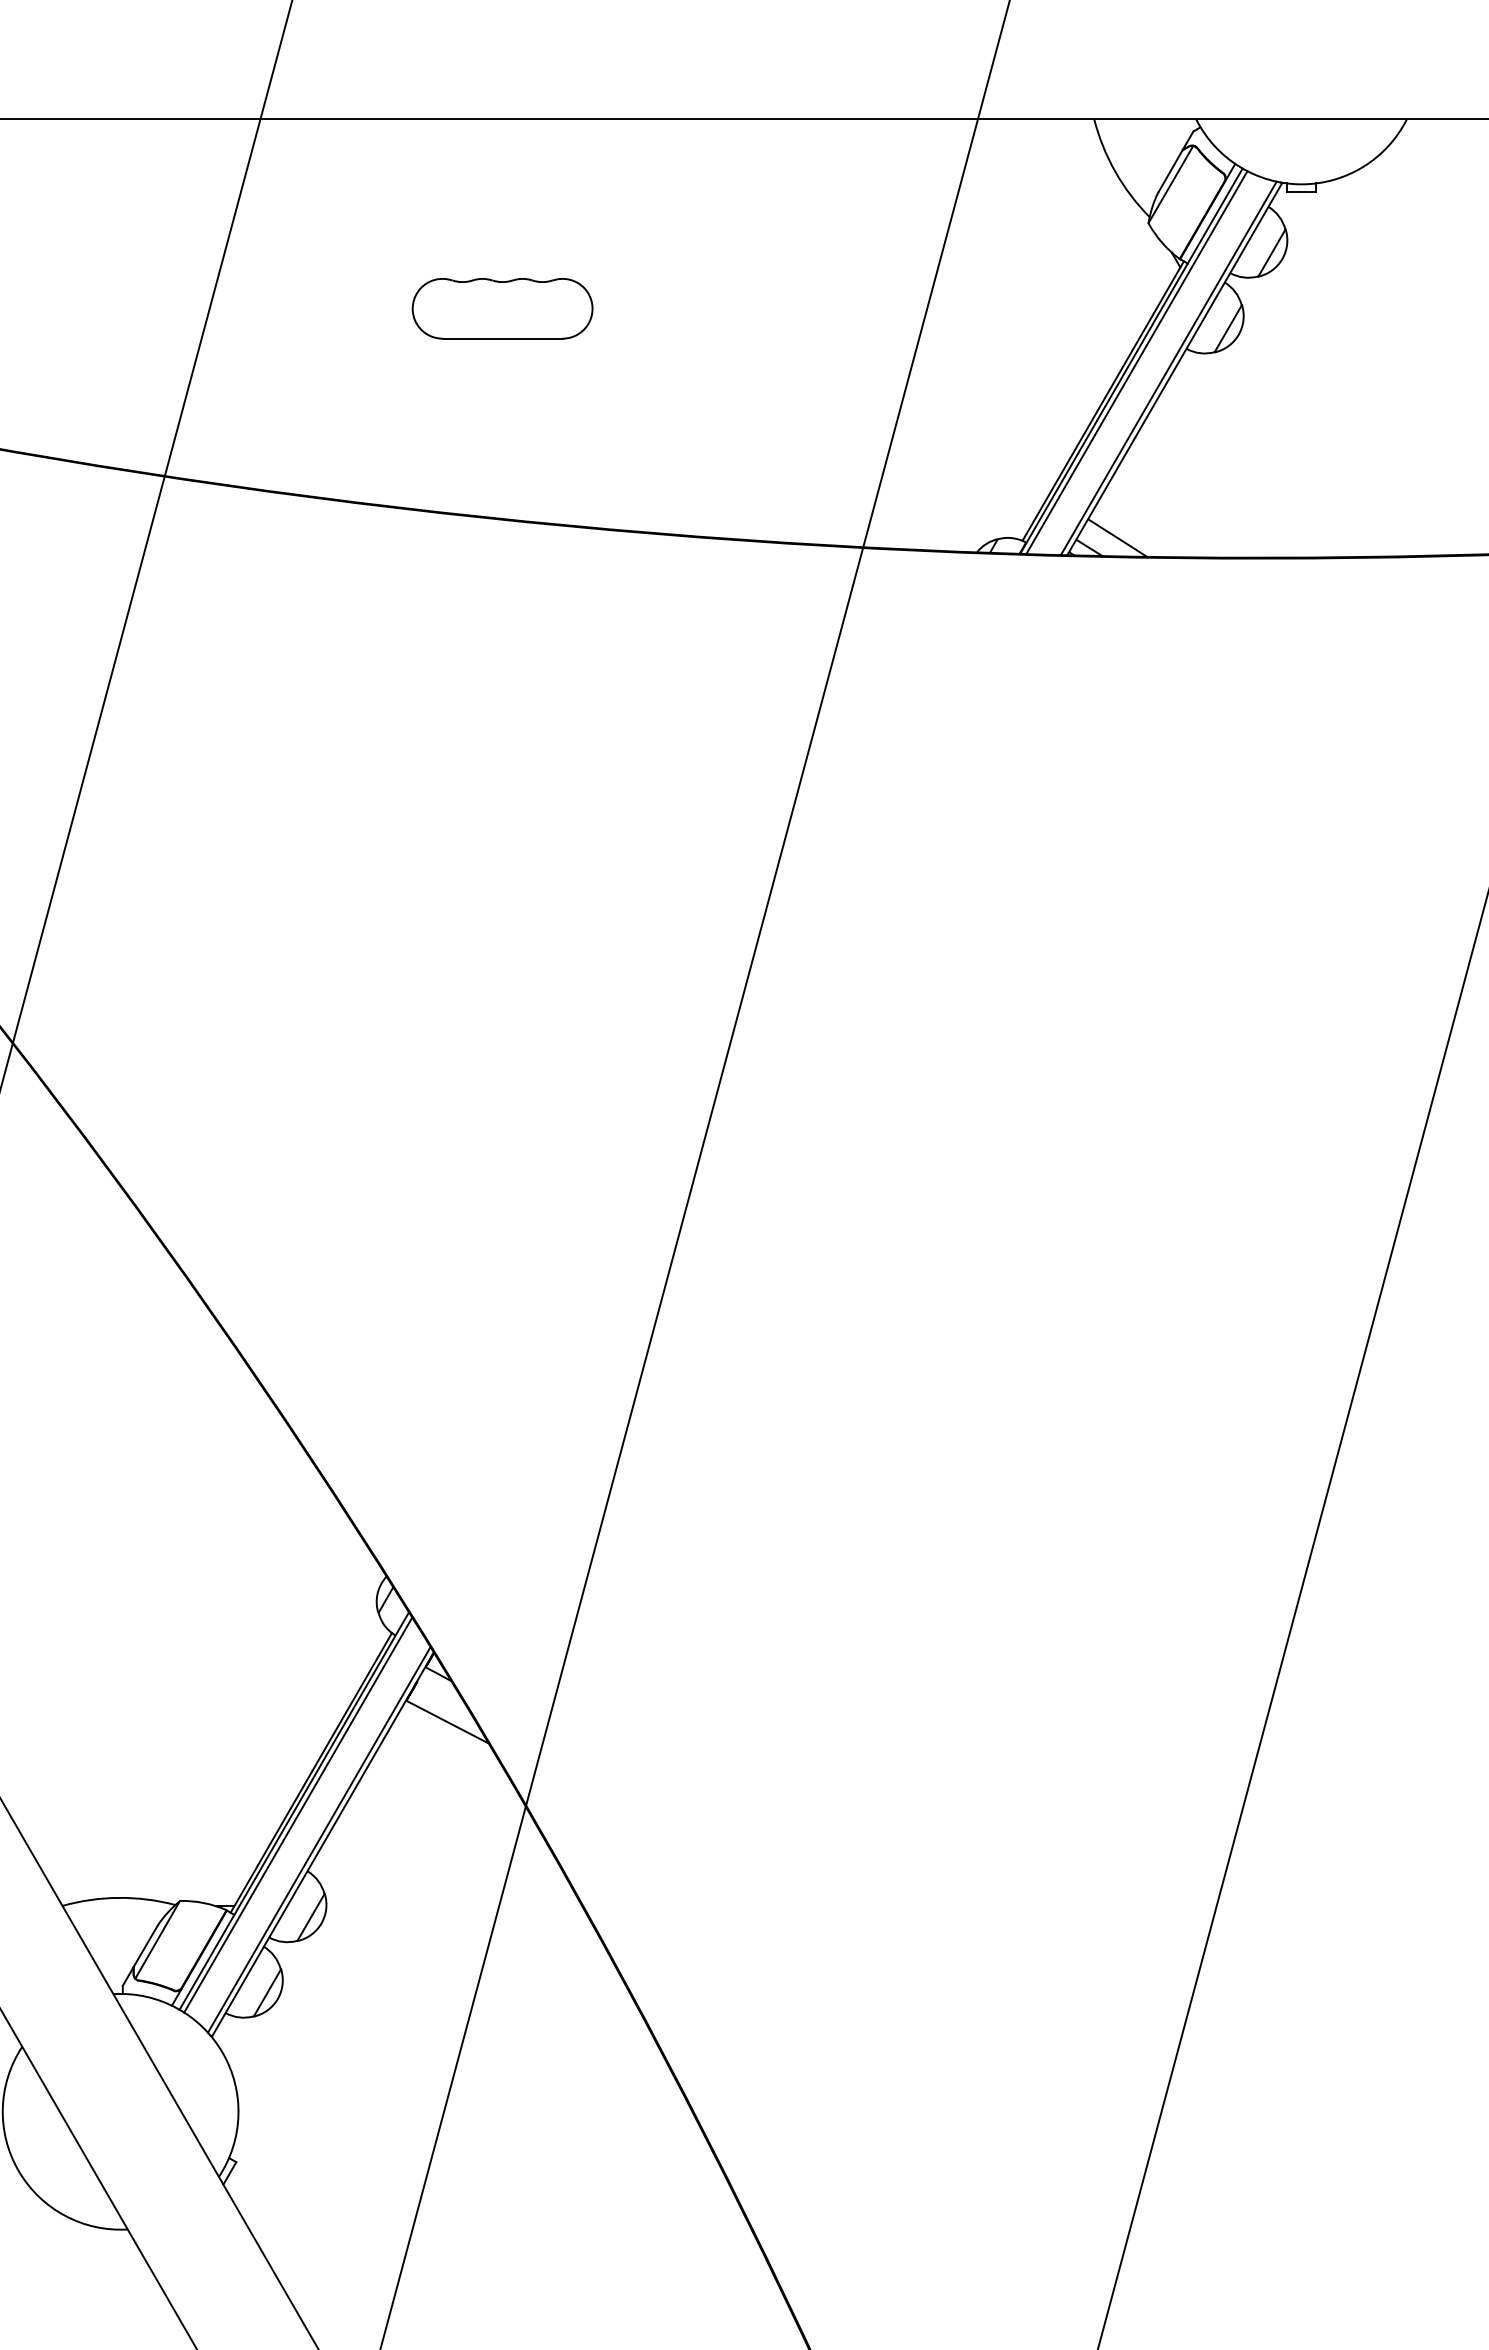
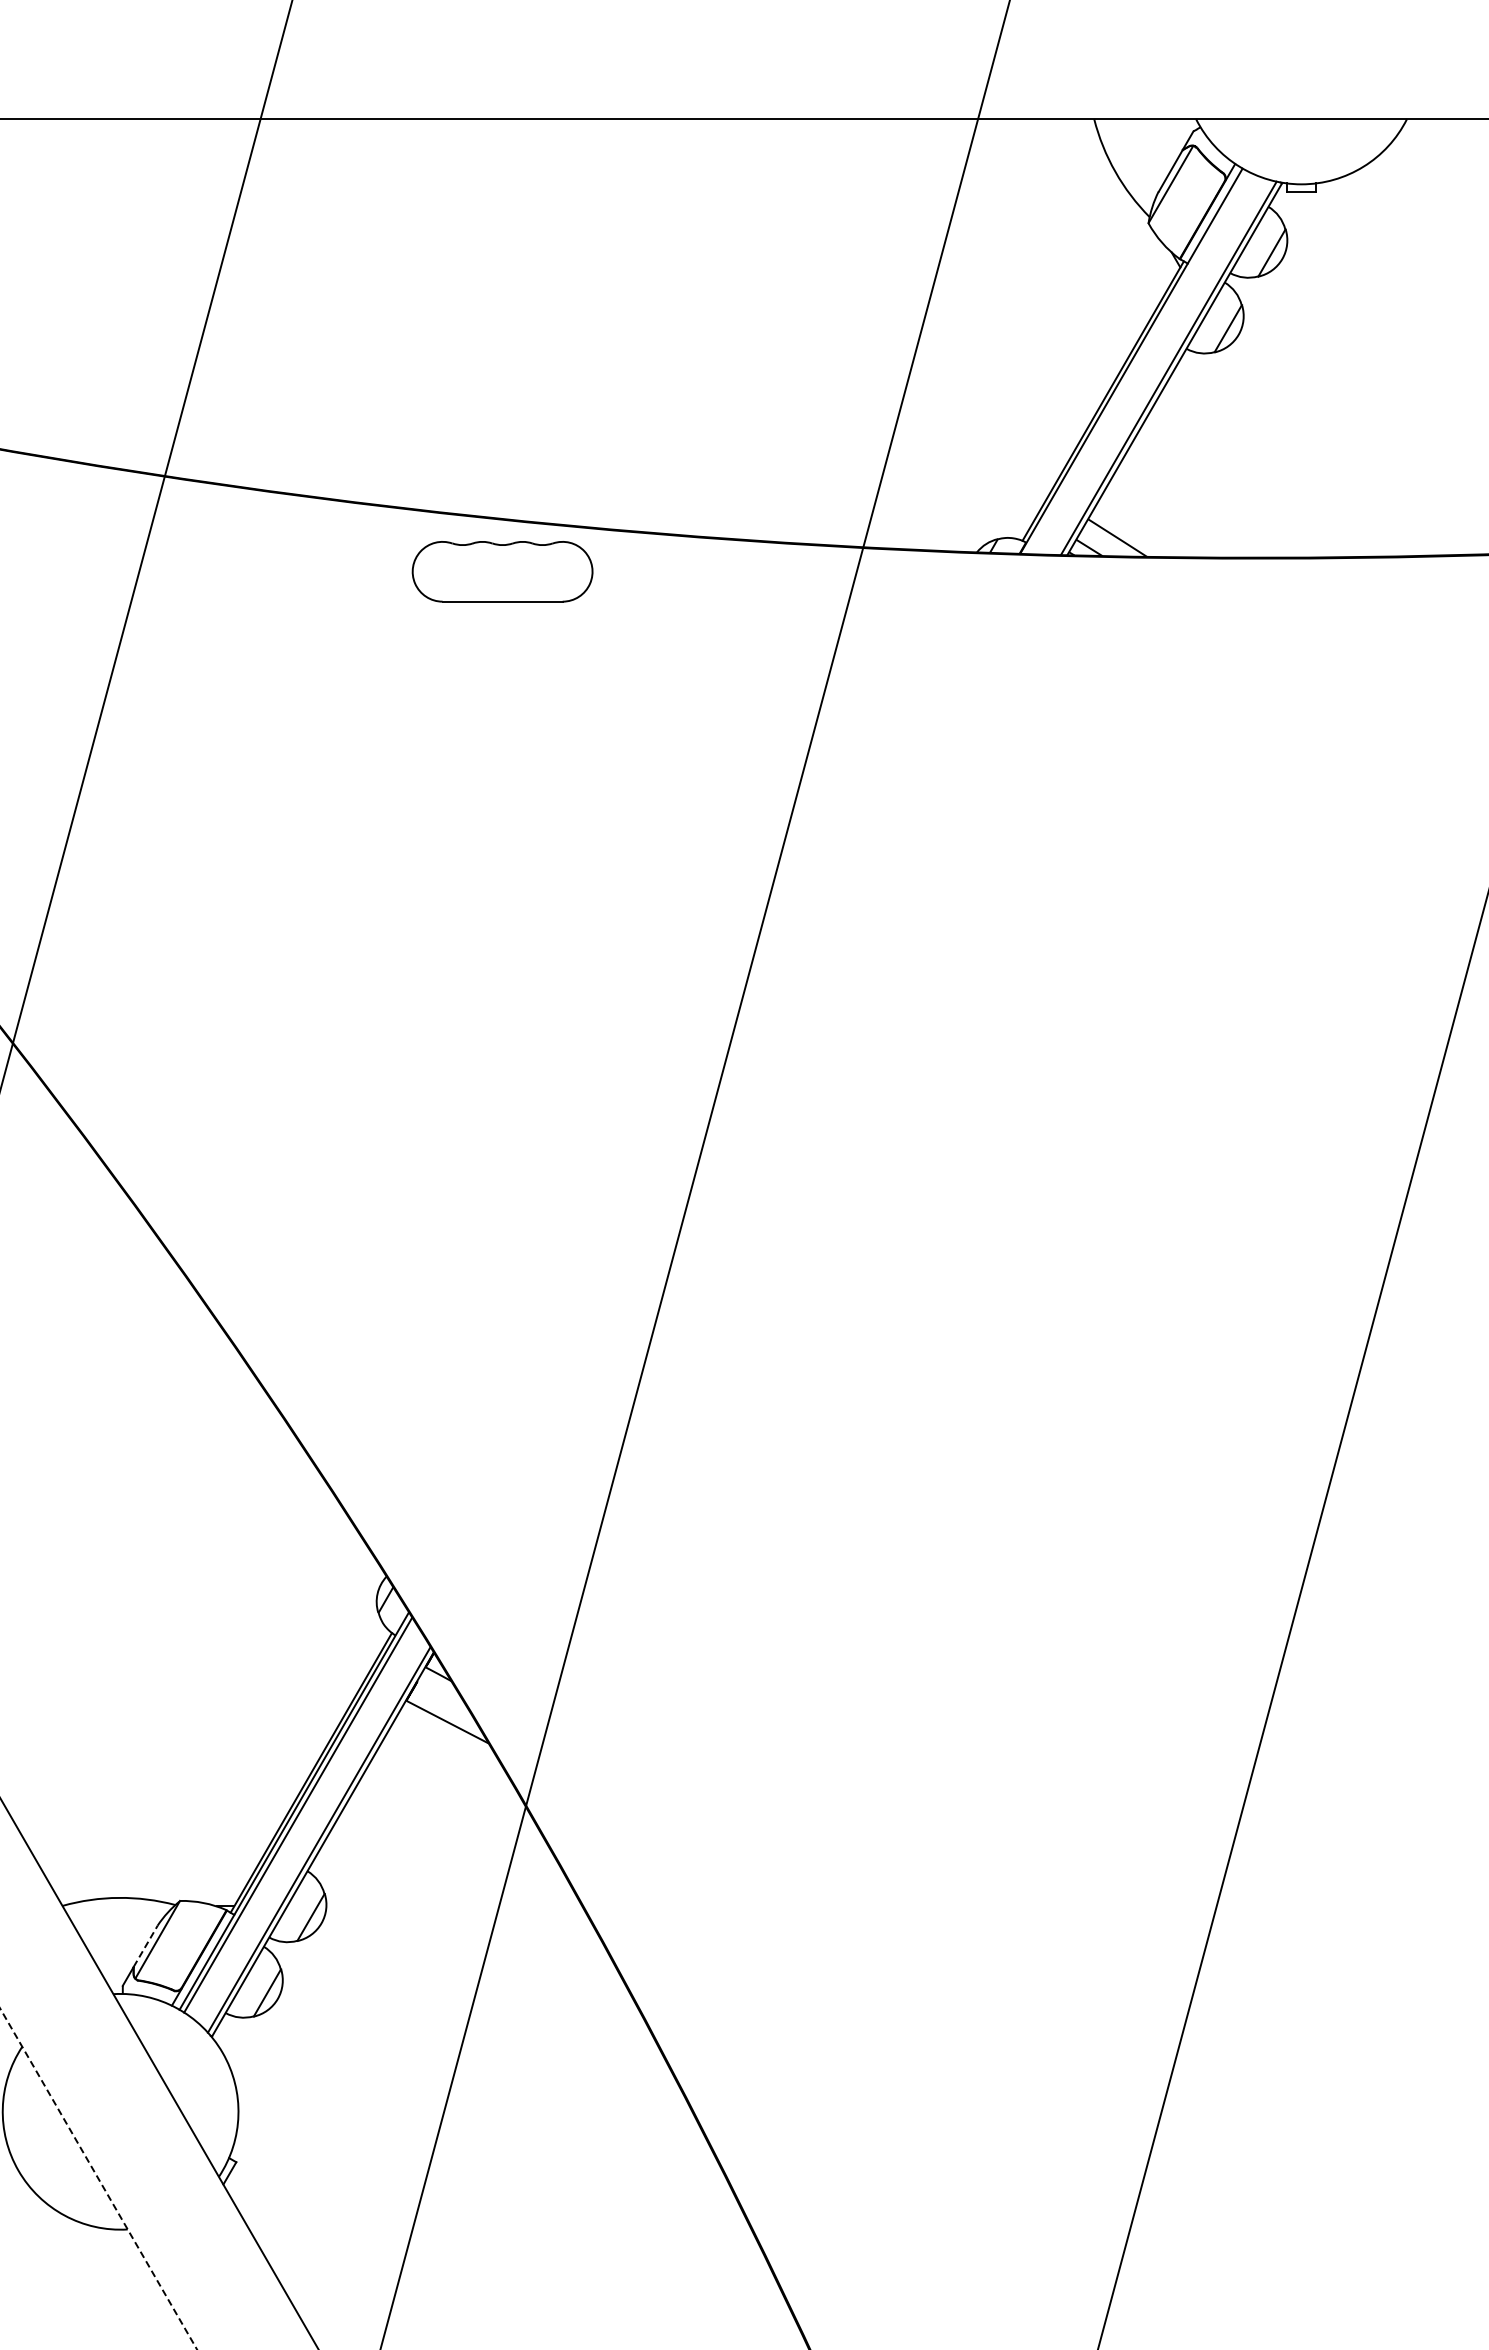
part position: (502, 308) -> (502, 571) (502, 571)
line: present -> none (1136, 362)
line: solid -> dashed (145, 1946)
line: solid -> dashed (98, 2178)
